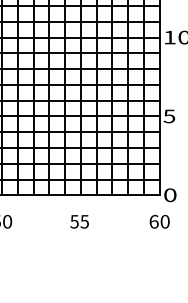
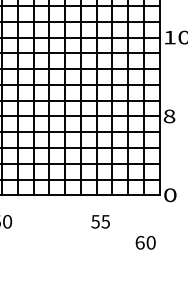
text: 5 -> 8 (169, 116)
text position: (79, 221) -> (100, 221) (100, 221)
text position: (159, 221) -> (145, 242) (145, 242)
